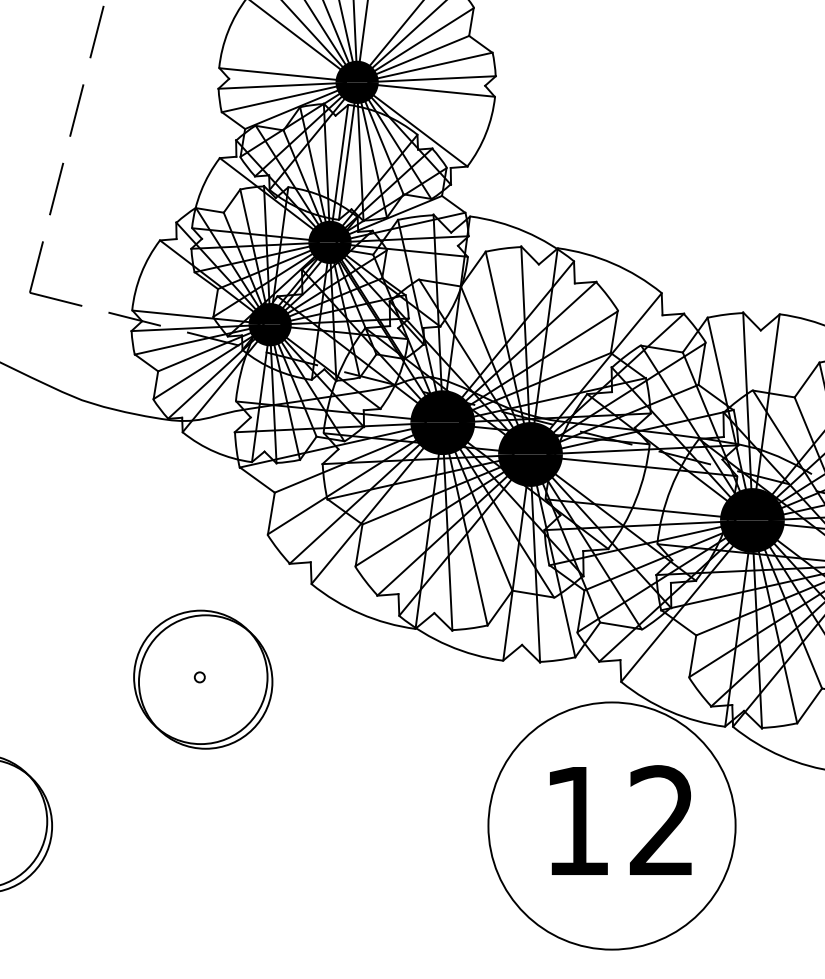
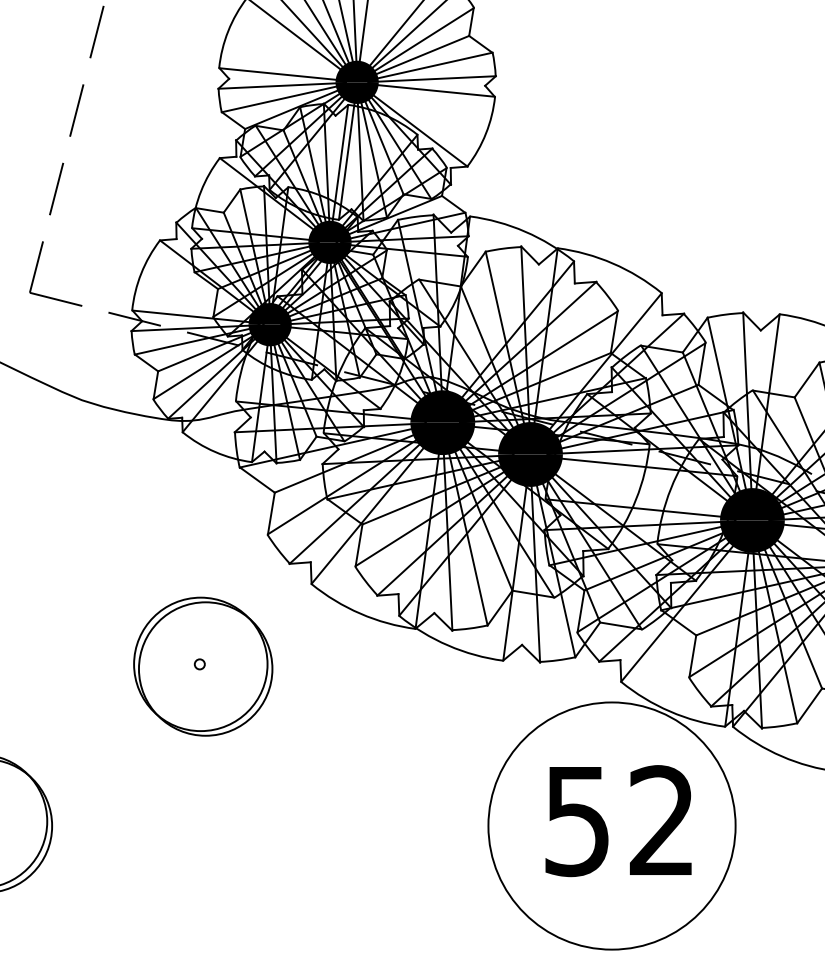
part position: (203, 679) -> (203, 666) (203, 666)
text: 12 -> 52 (576, 822)
